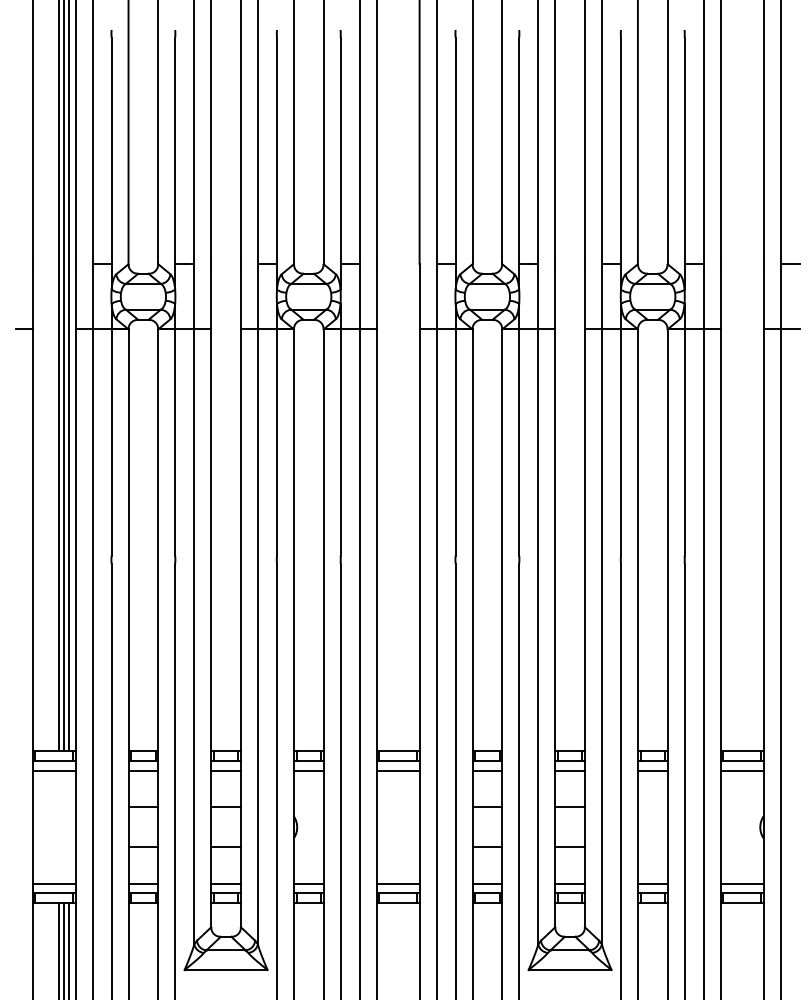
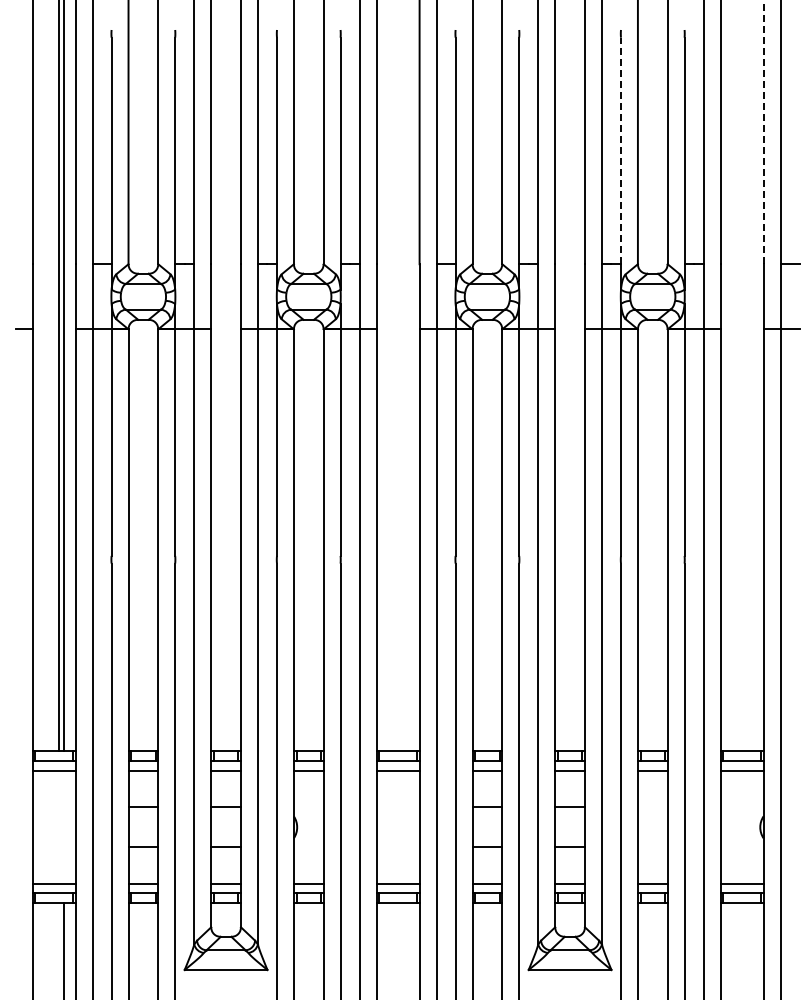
line: solid -> dashed (763, 132)
line: solid -> dashed (620, 150)
line: present -> none (68, 376)
line: present -> none (59, 949)
line: present -> none (68, 949)
